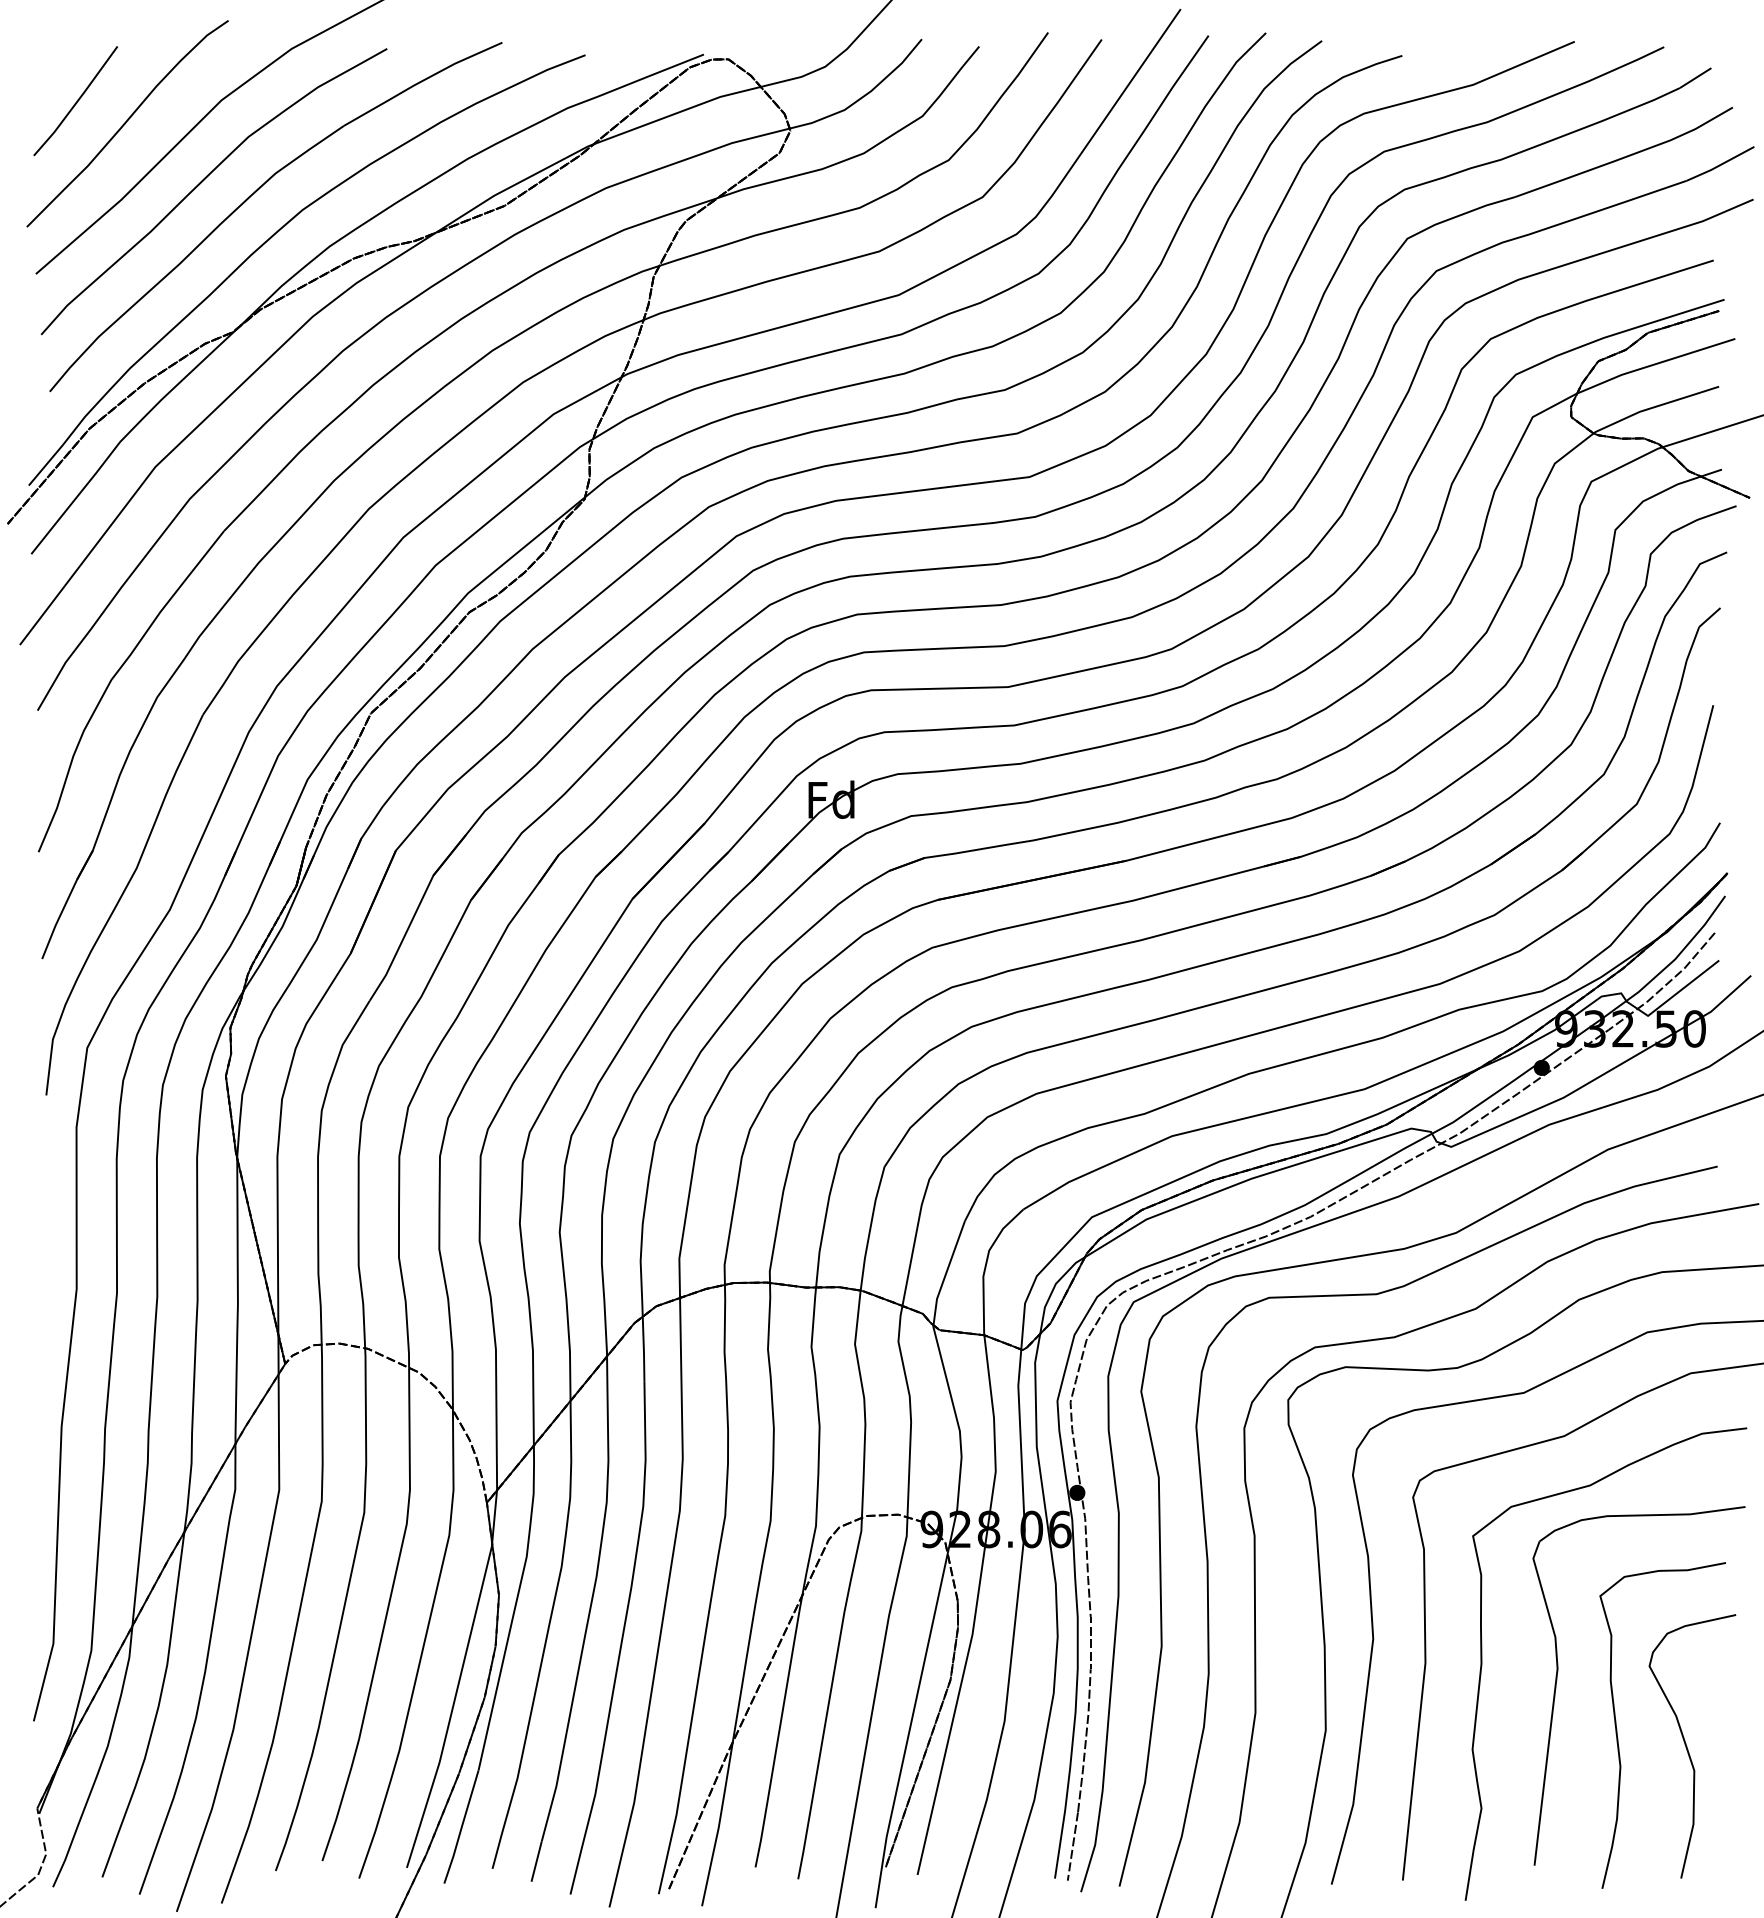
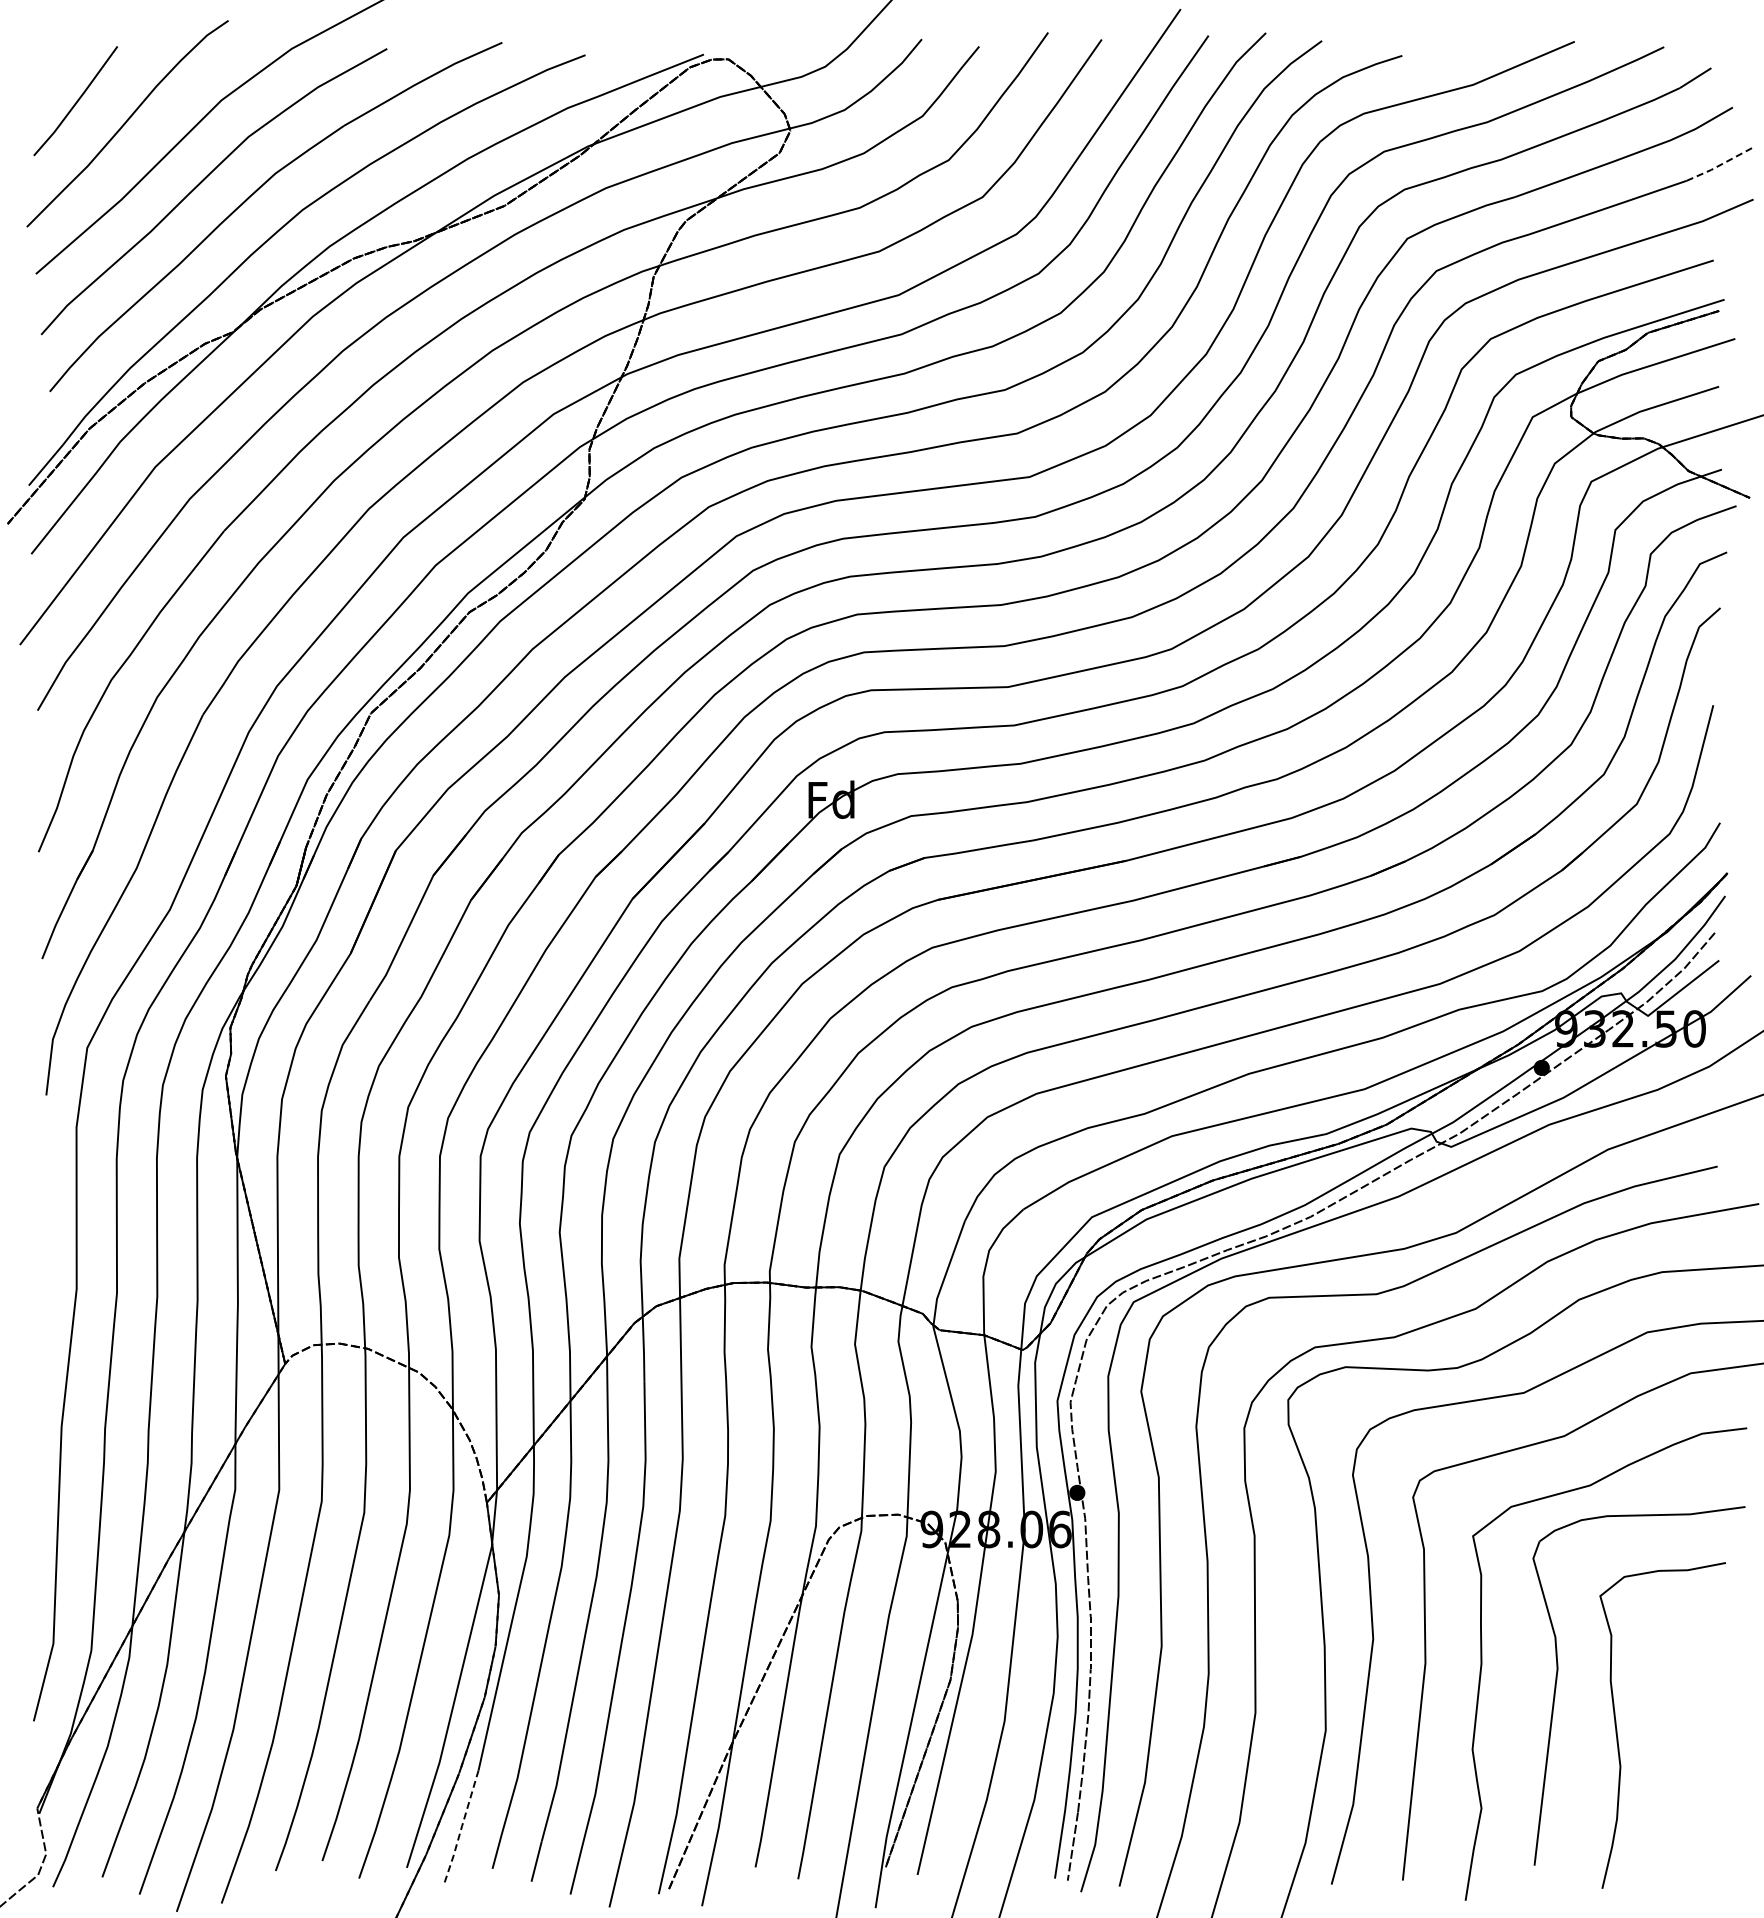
line: solid -> dashed (1720, 164)
curve: present -> none (1687, 1746)
line: solid -> dashed (461, 1827)
